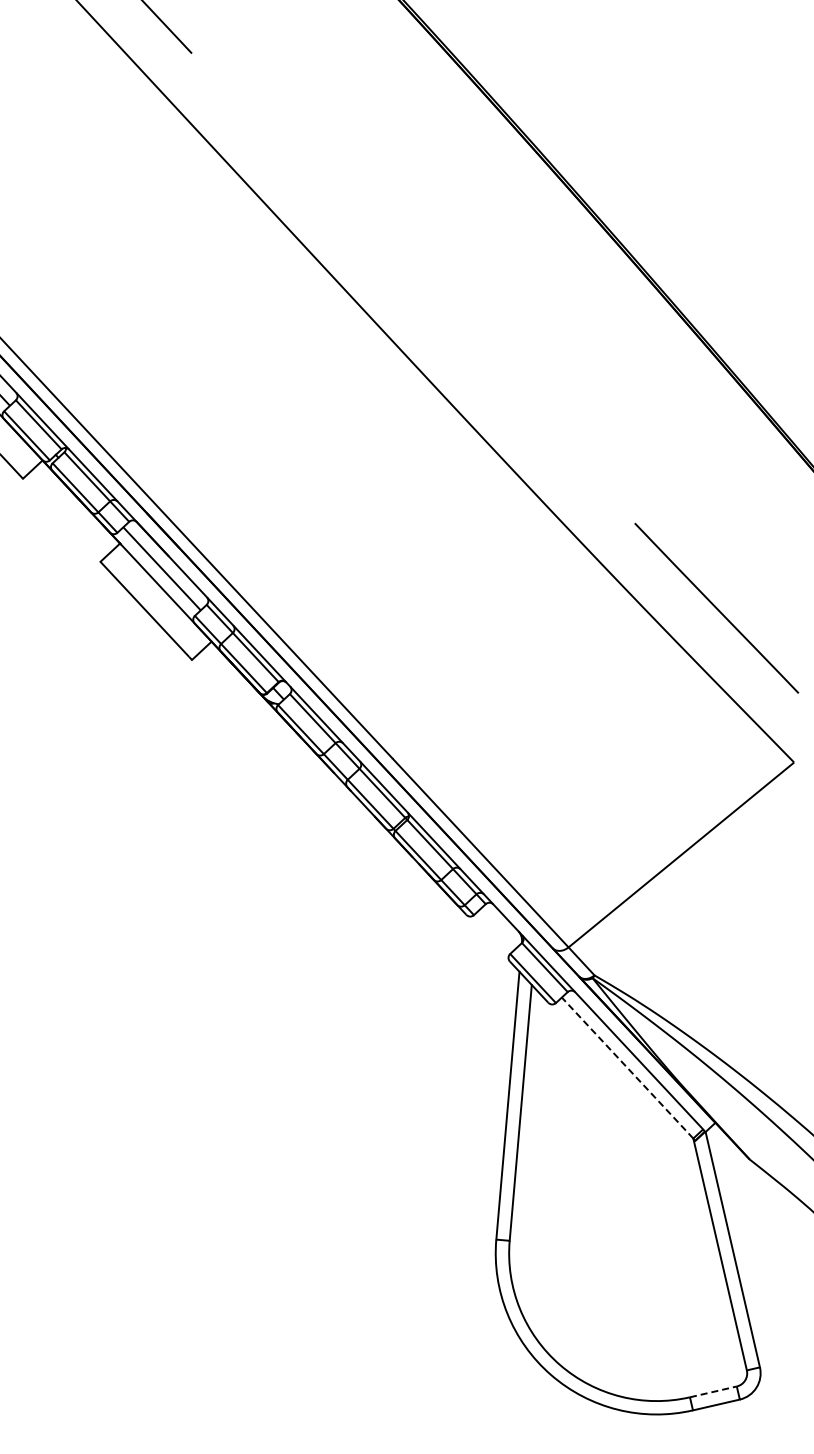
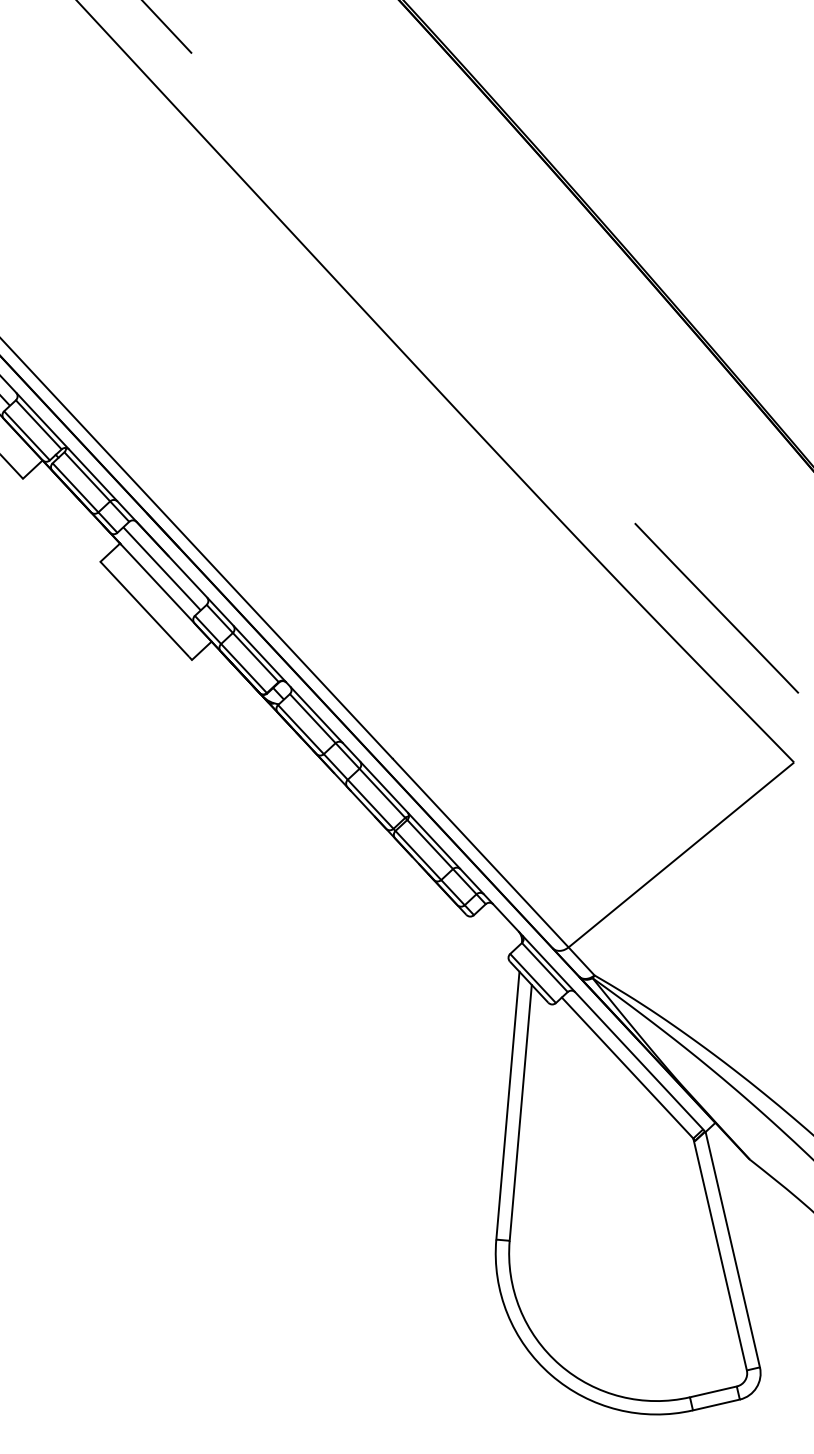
line: dashed -> solid (627, 1067)
line: dashed -> solid (713, 1391)
